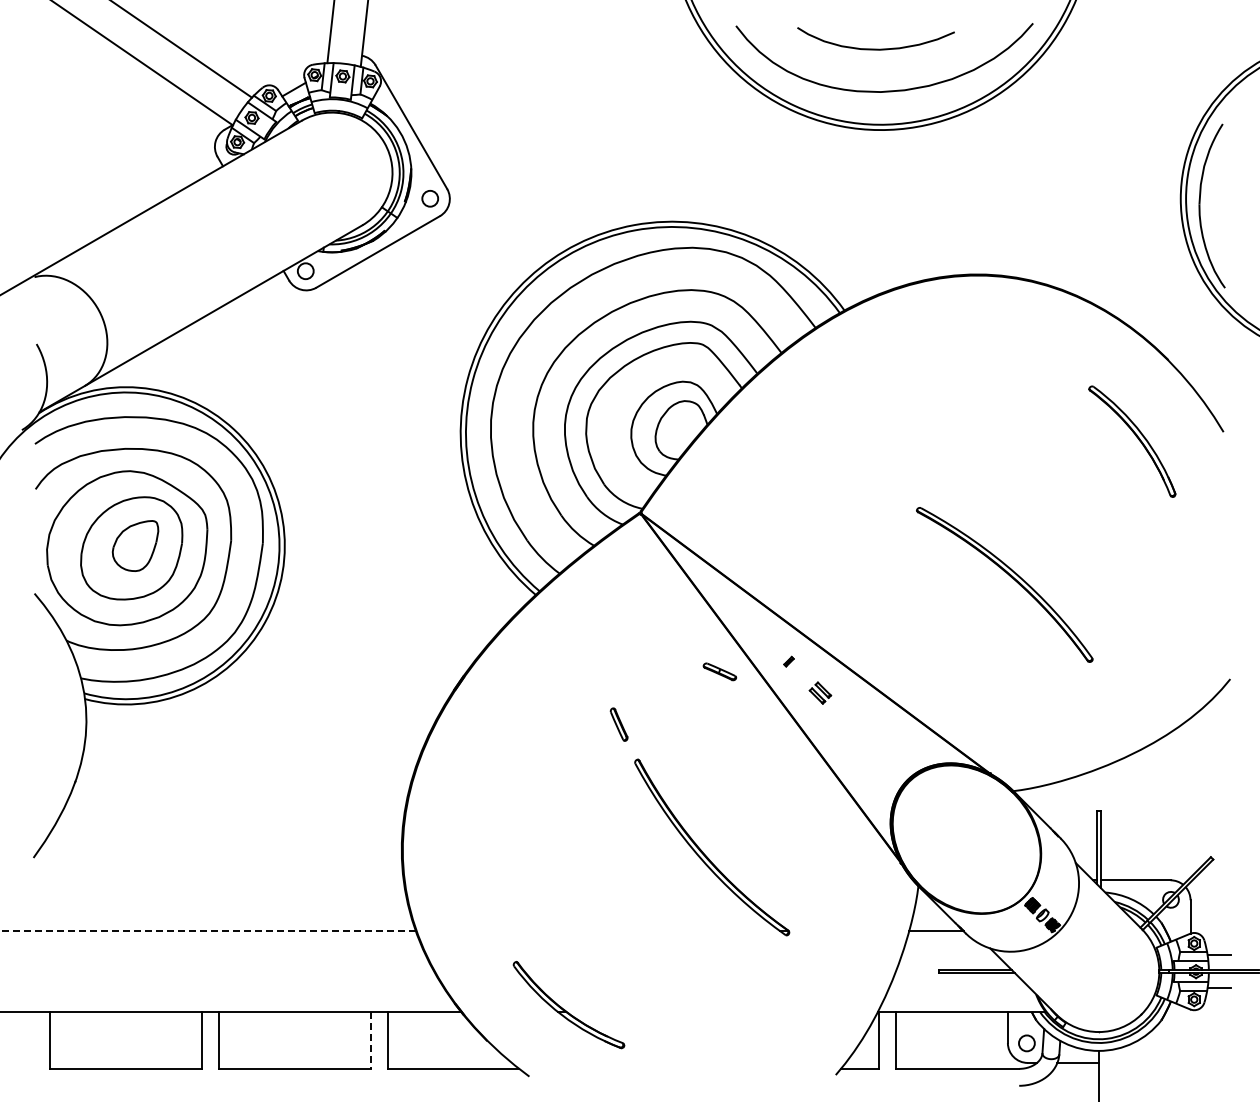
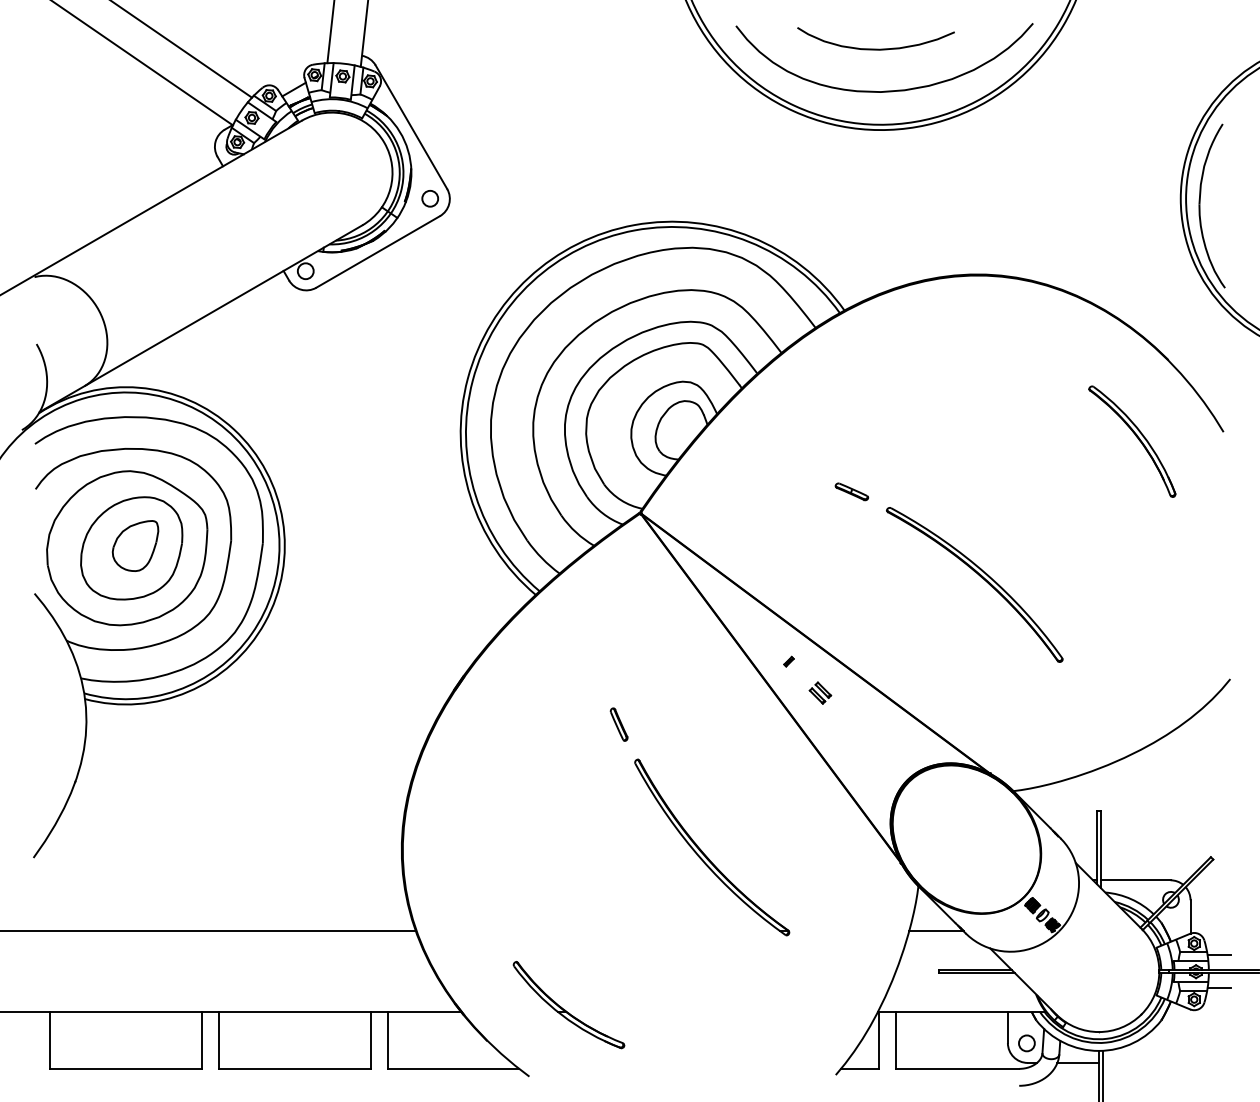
part position: (1010, 577) -> (980, 577) (980, 577)
part position: (719, 671) -> (851, 491) (851, 491)
line: dashed -> solid (208, 931)
line: dashed -> solid (371, 1040)
line: none -> present (1102, 1074)
